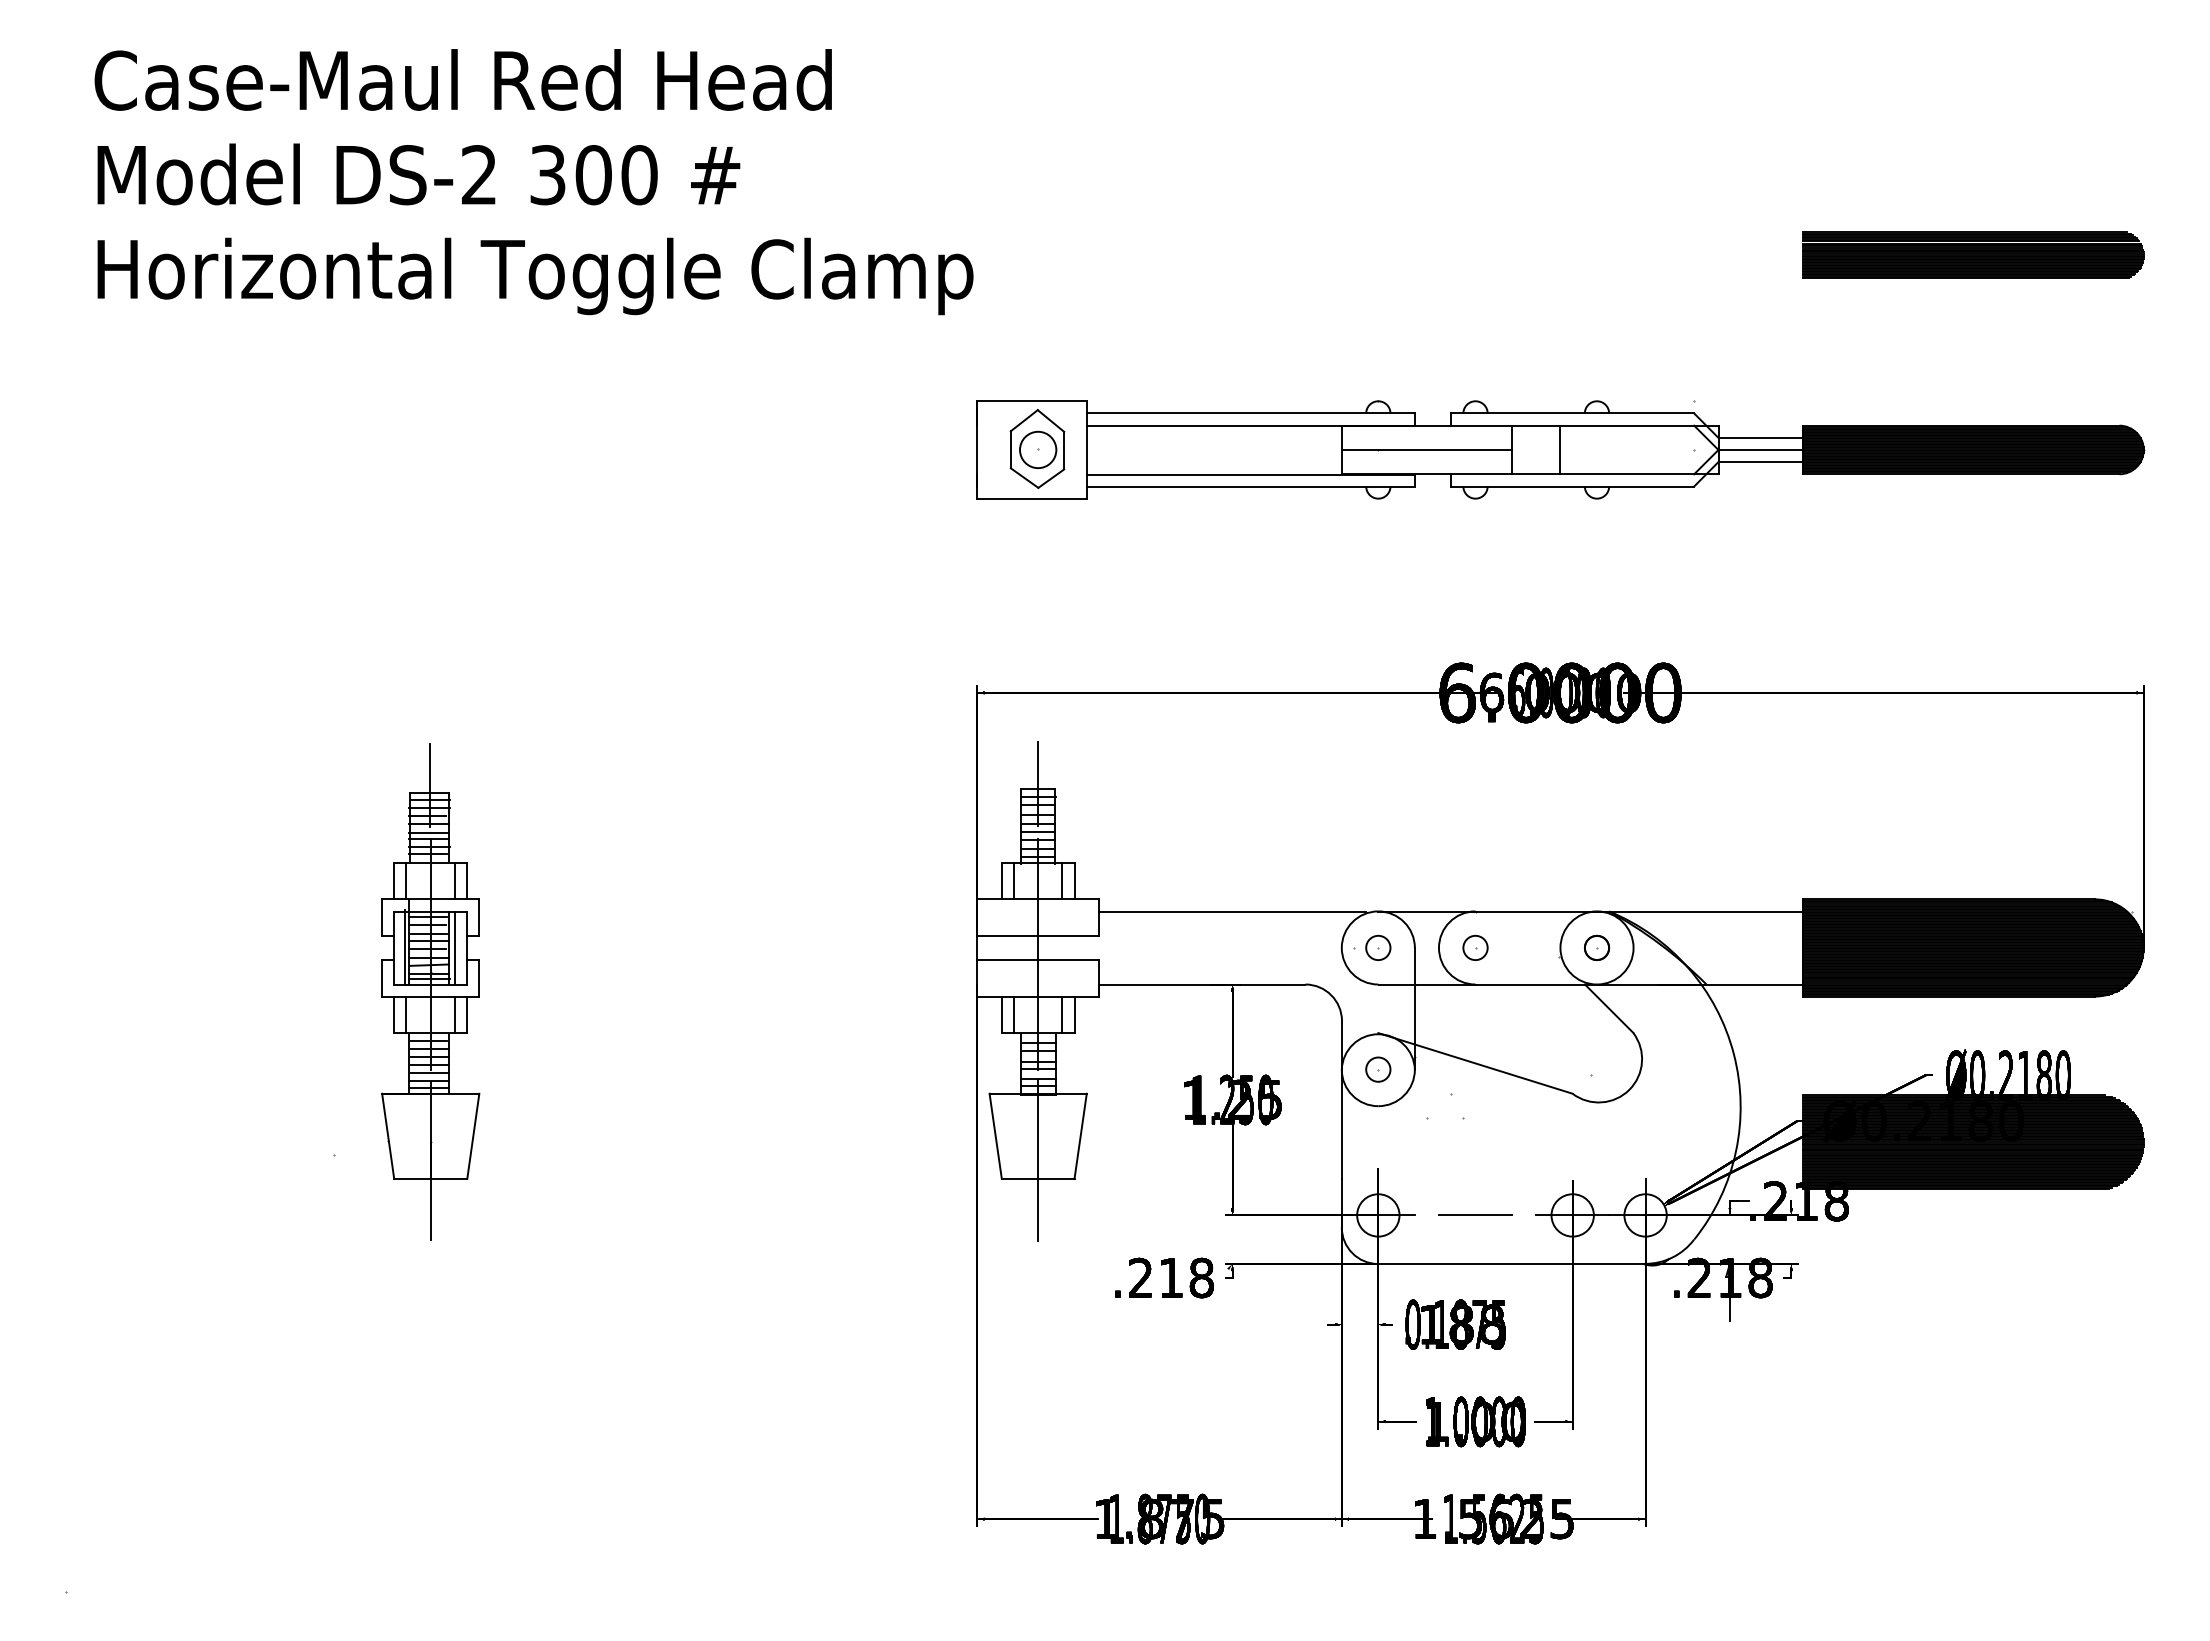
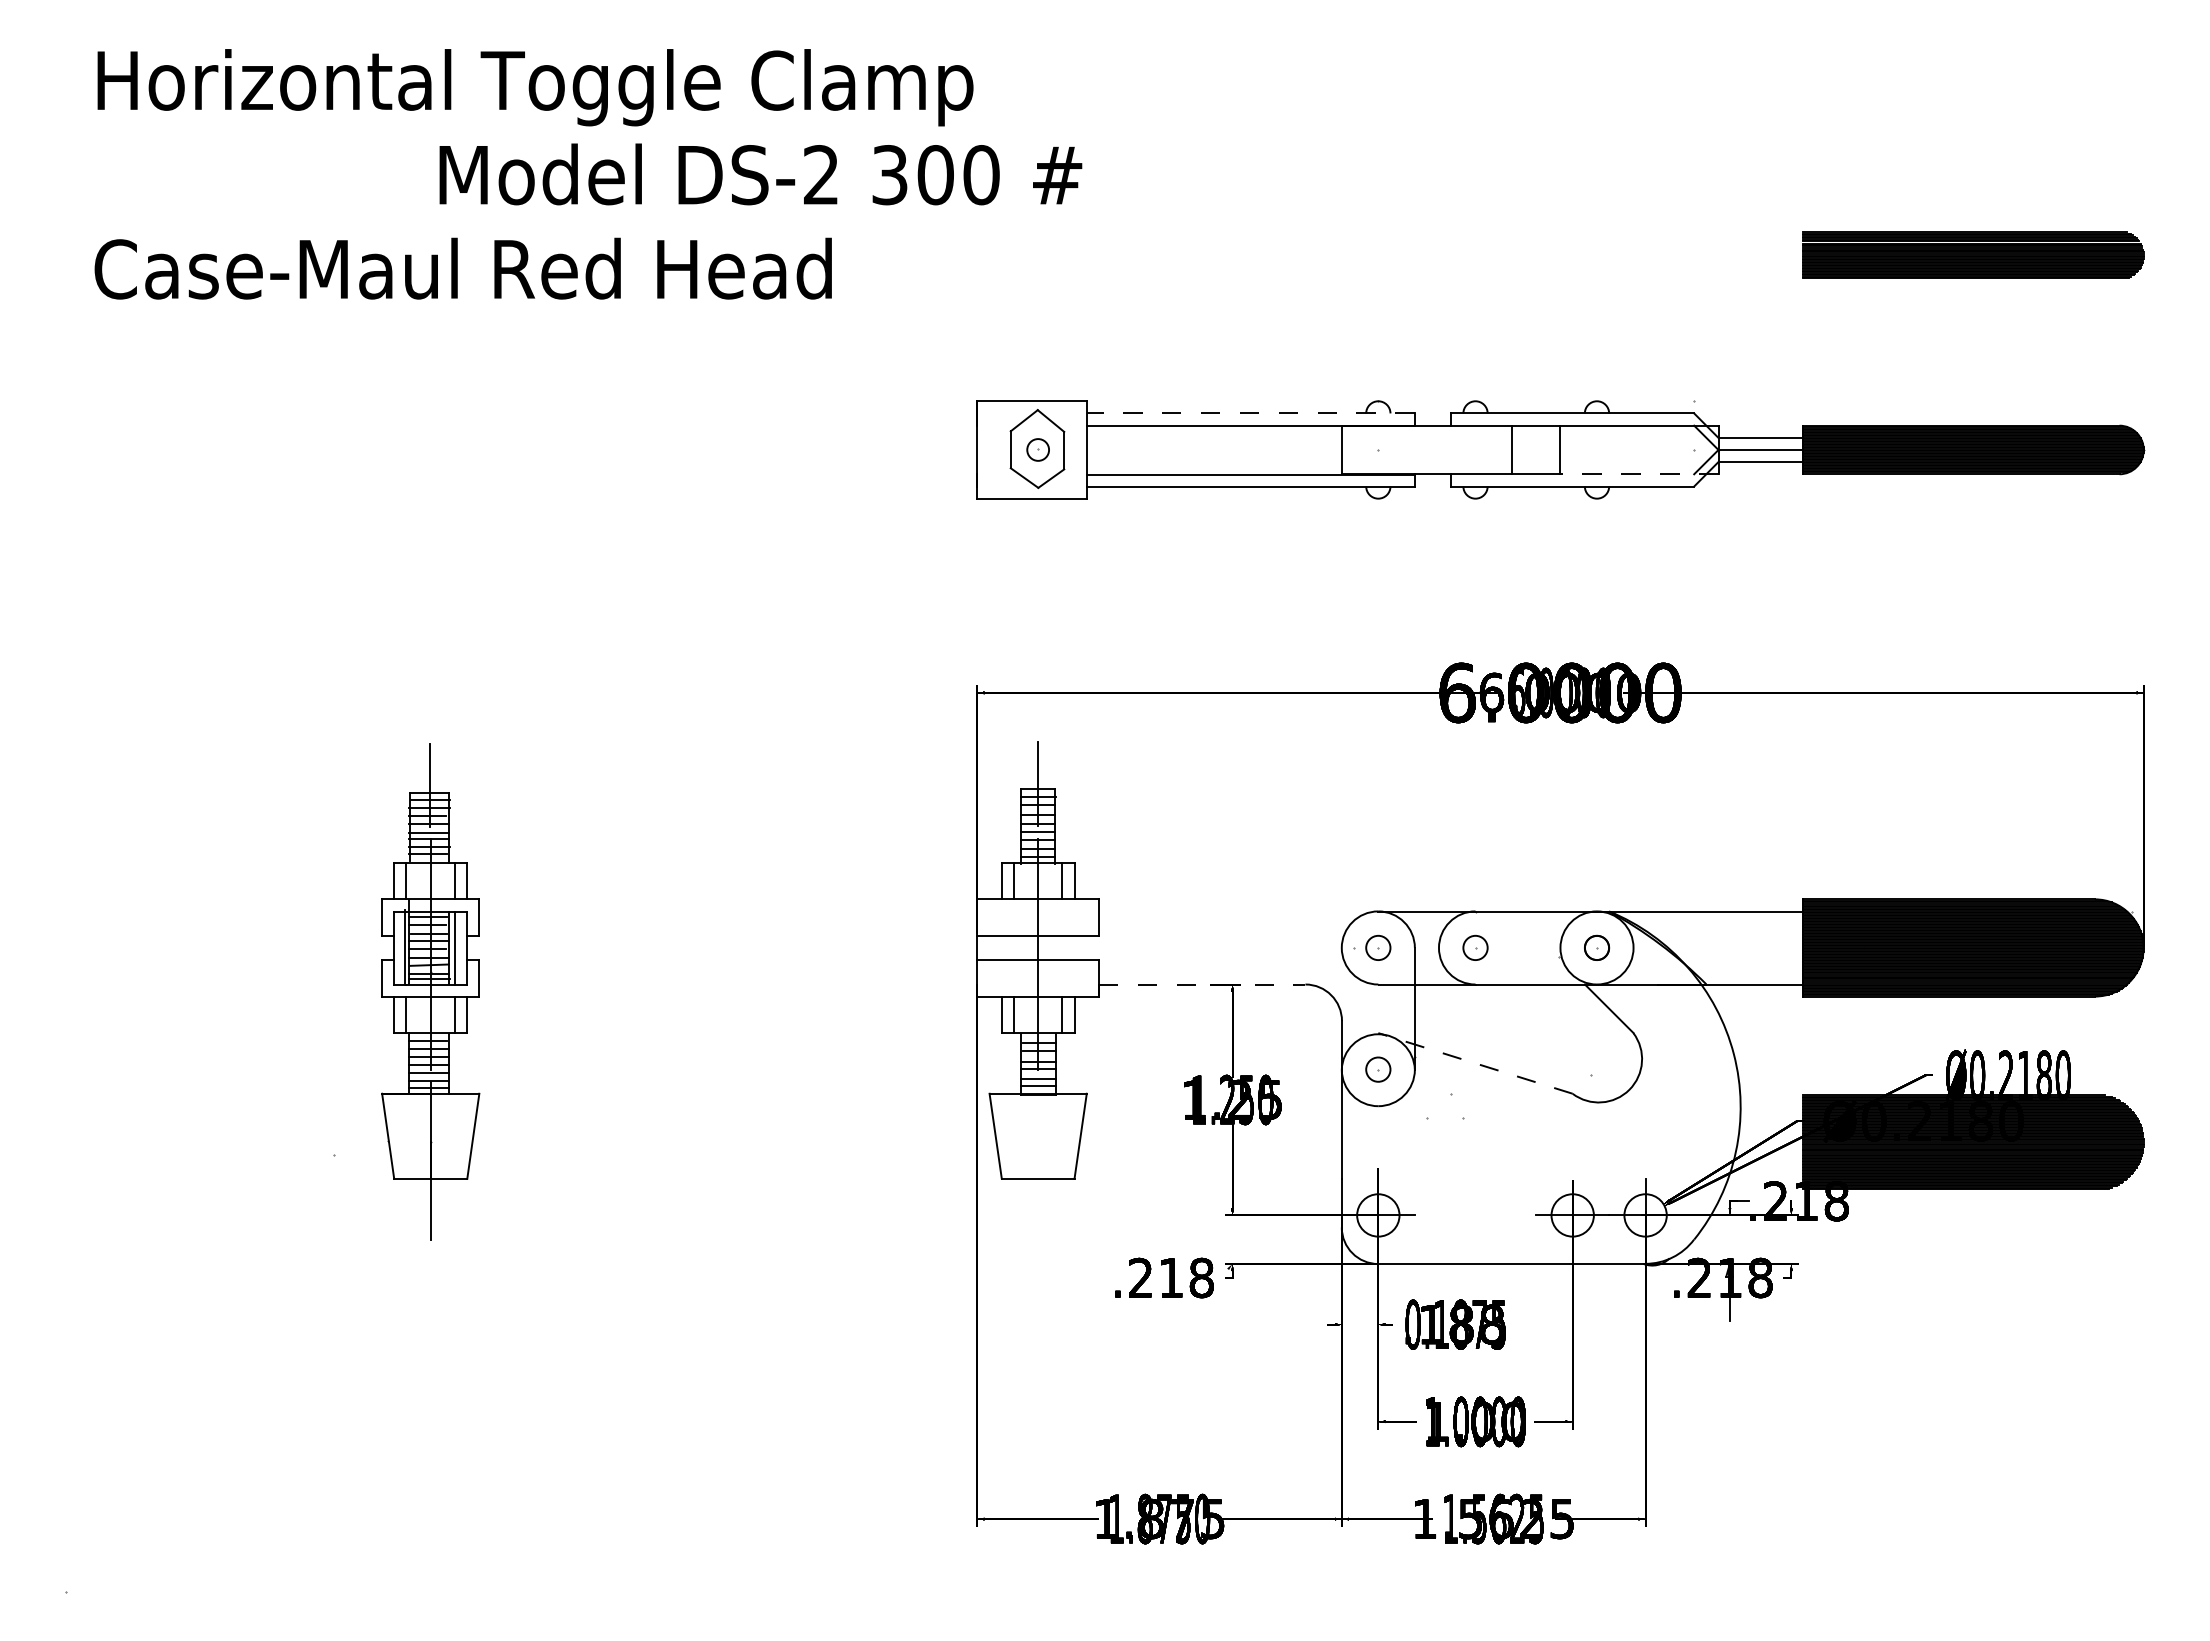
text: Case-Maul Red Head -> Horizontal Toggle Clamp (533, 87)
text position: (418, 174) -> (760, 174) (760, 174)
text: Horizontal Toggle Clamp -> Case-Maul Red Head (533, 276)
line: solid -> dashed (1250, 413)
circle diameter: 36 px -> 22 px (1038, 449)
line: present -> none (1426, 449)
line: solid -> dashed (1638, 474)
line: present -> none (1232, 911)
line: solid -> dashed (1202, 984)
line: solid -> dashed (1475, 1063)
line: present -> none (1037, 1160)
line: present -> none (1475, 1215)
